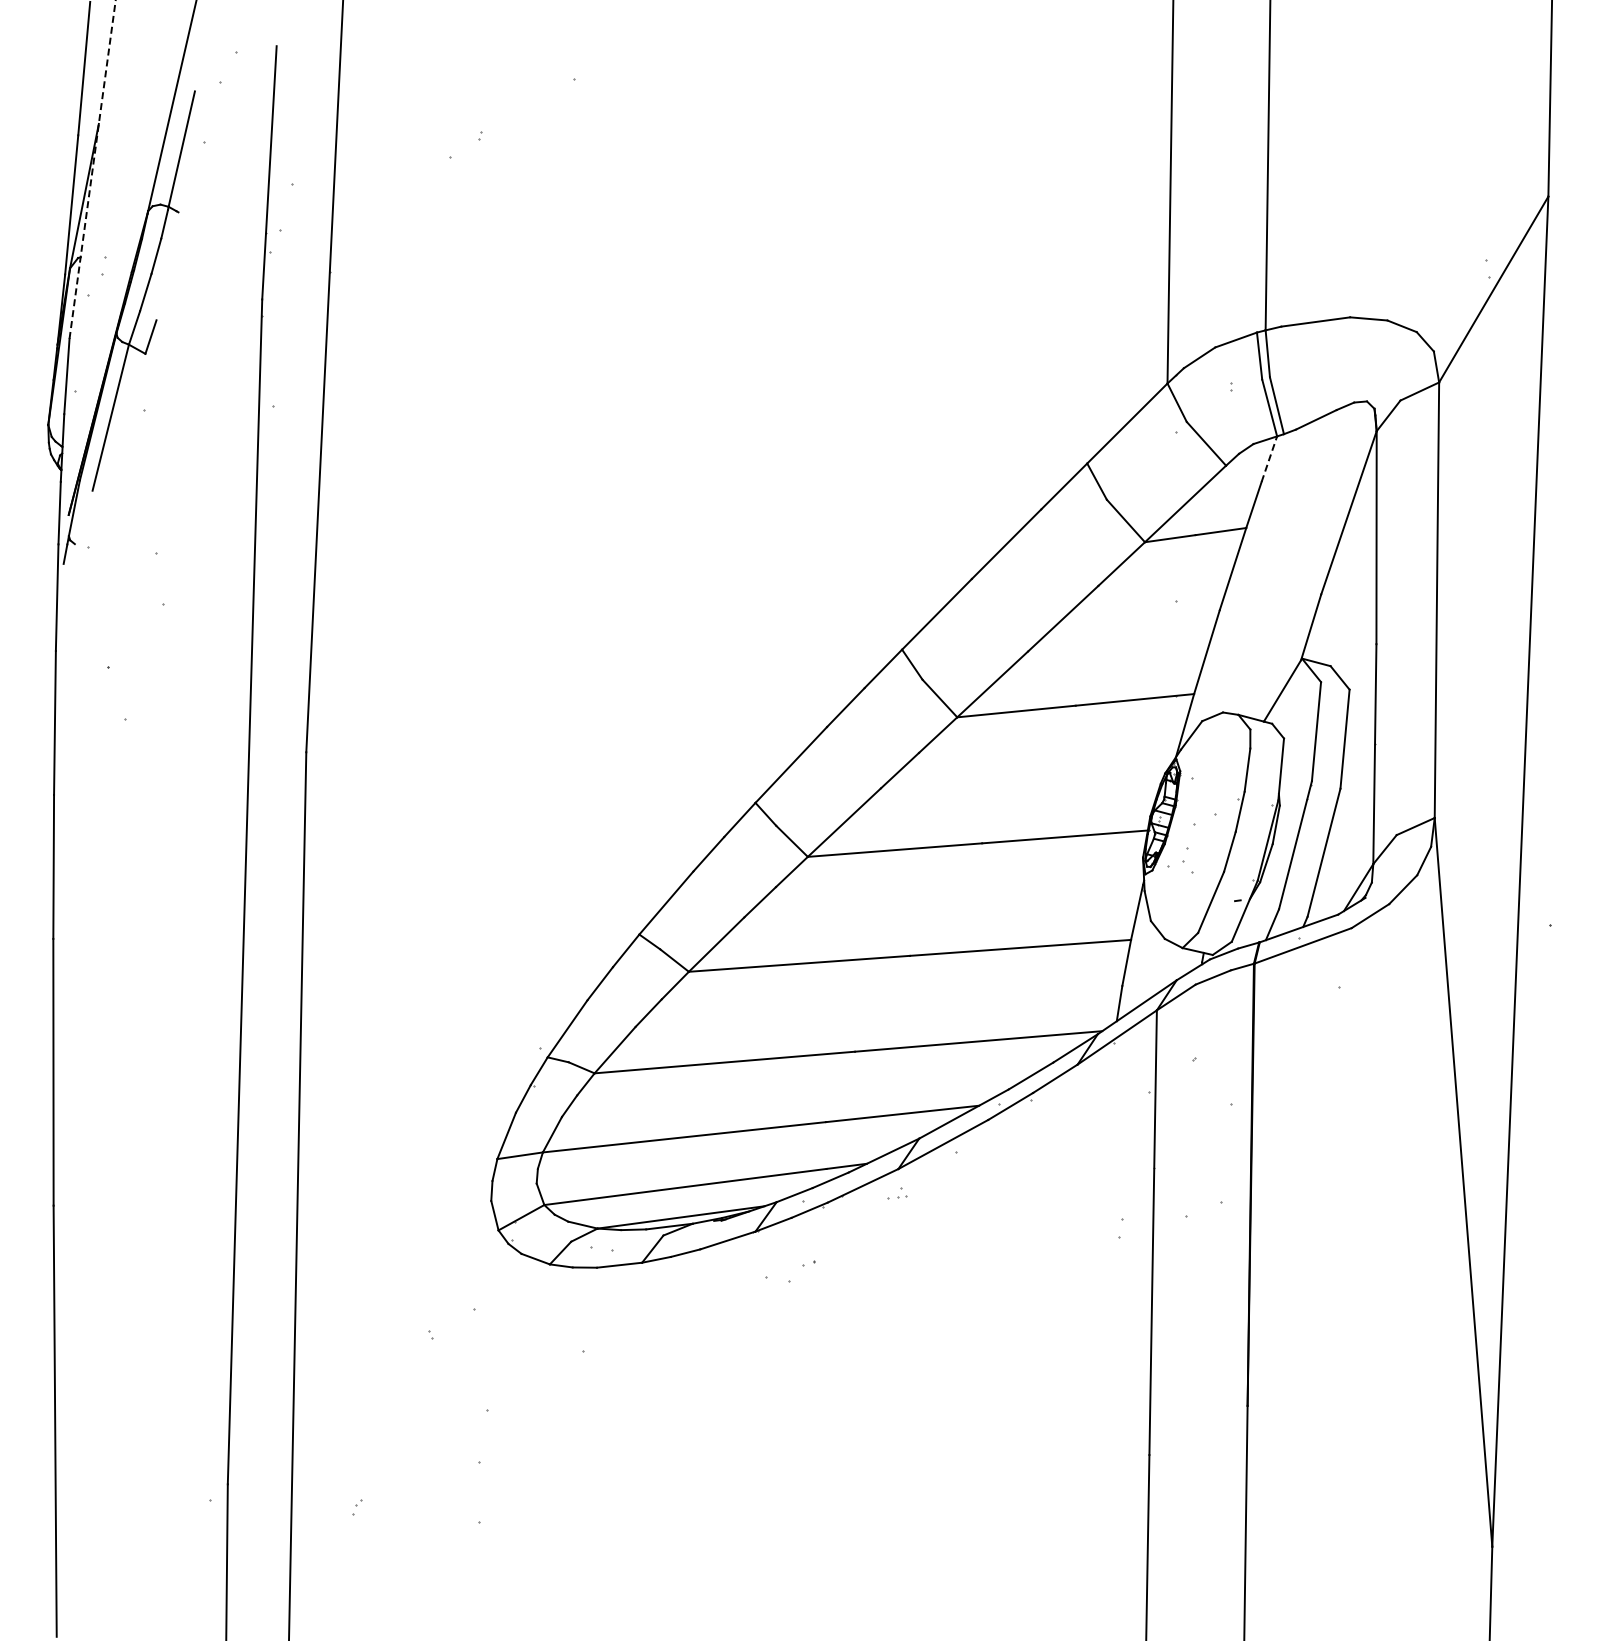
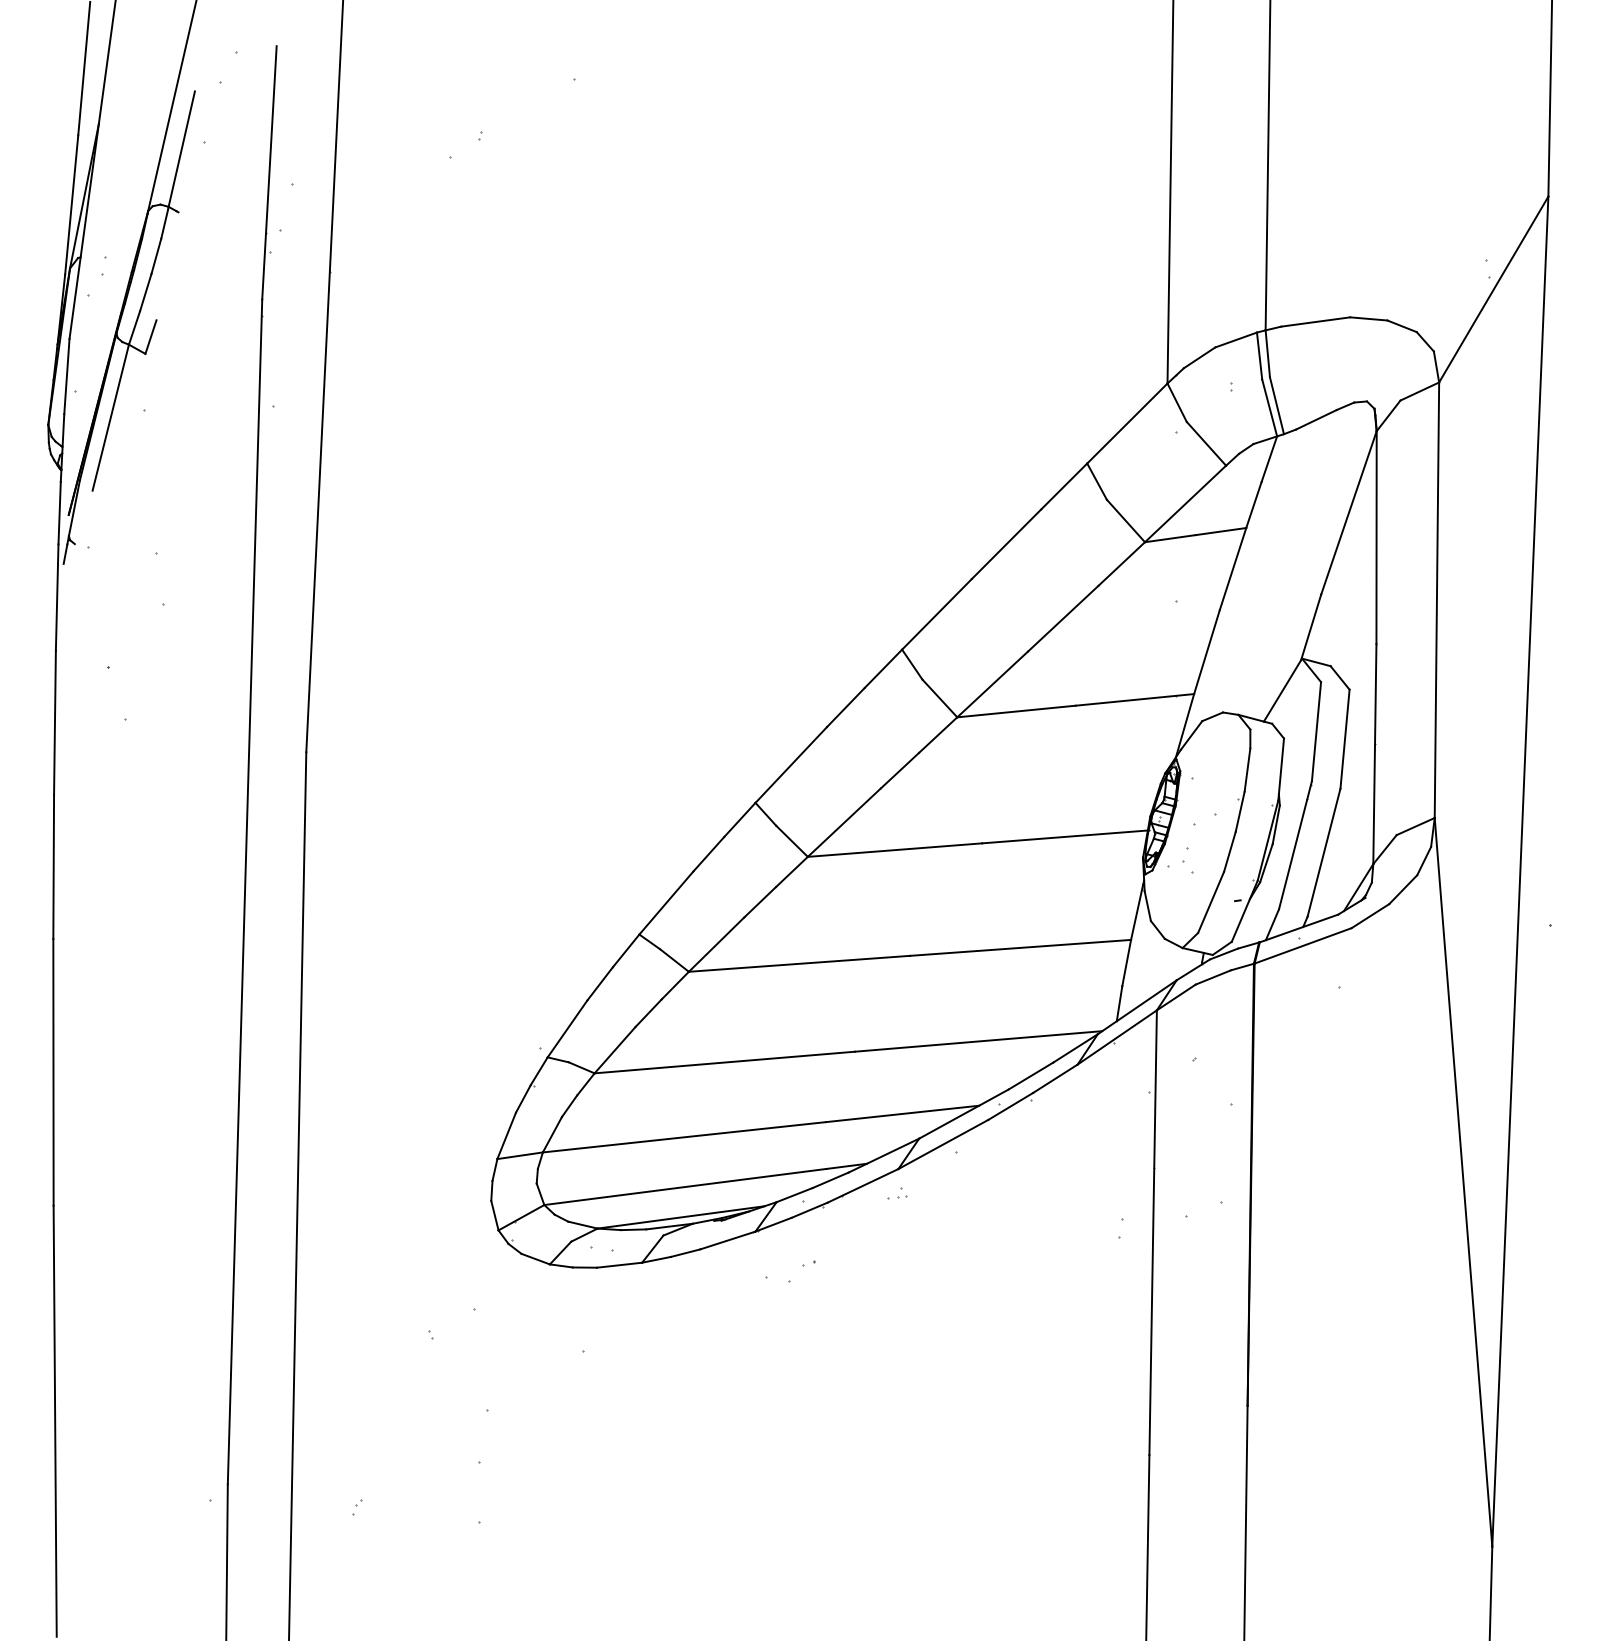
line: dashed -> solid (92, 169)
line: dashed -> solid (1269, 458)
